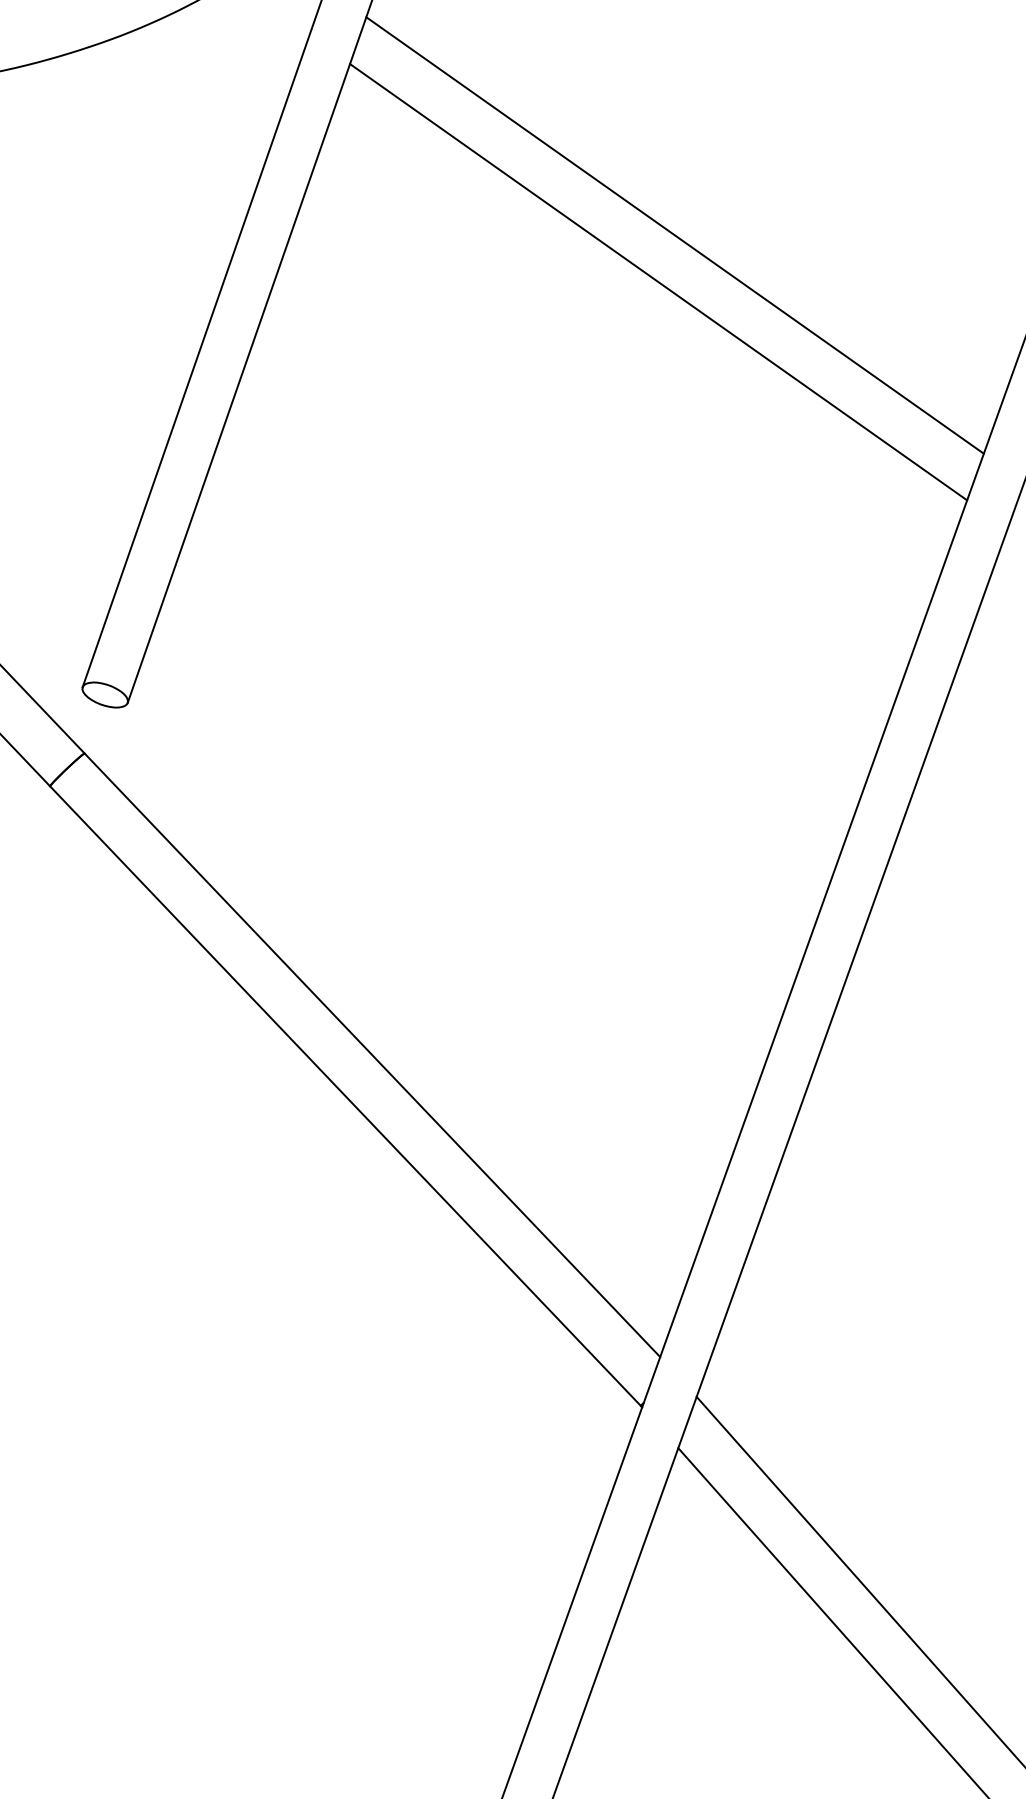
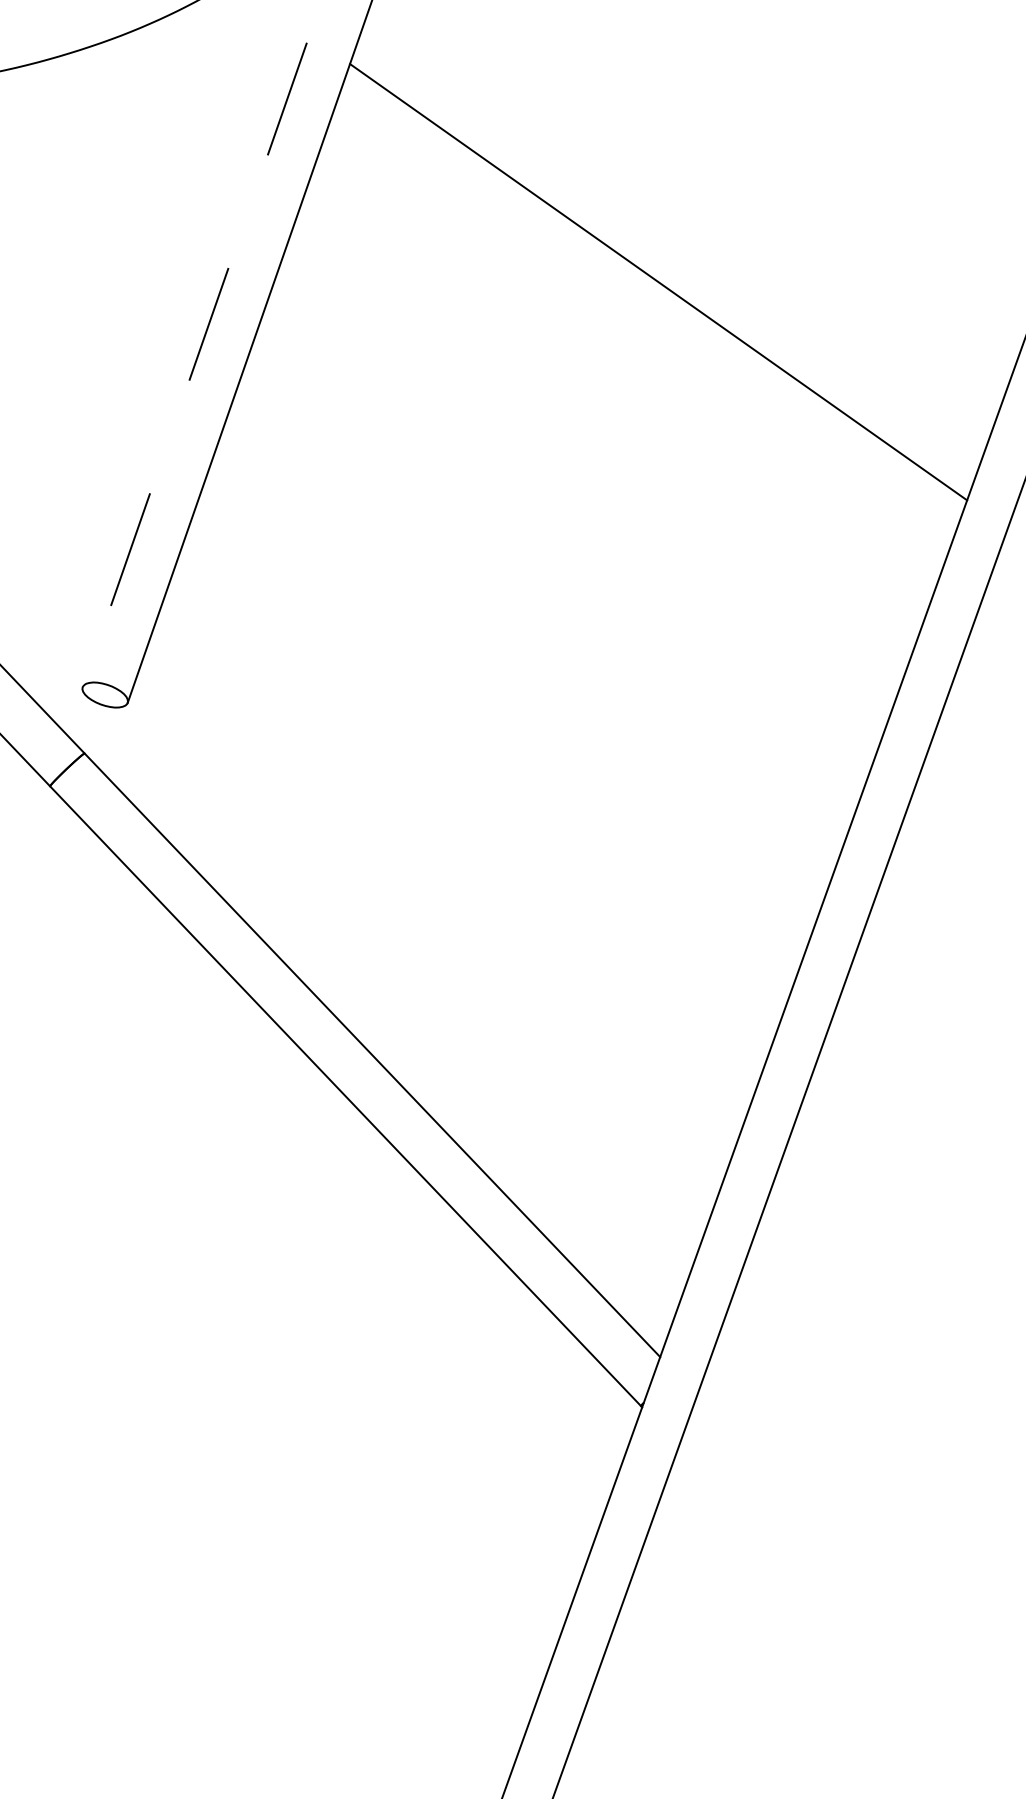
line: present -> none (674, 235)
line: solid -> dashed (201, 344)
line: present -> none (859, 1580)
line: present -> none (832, 1621)
